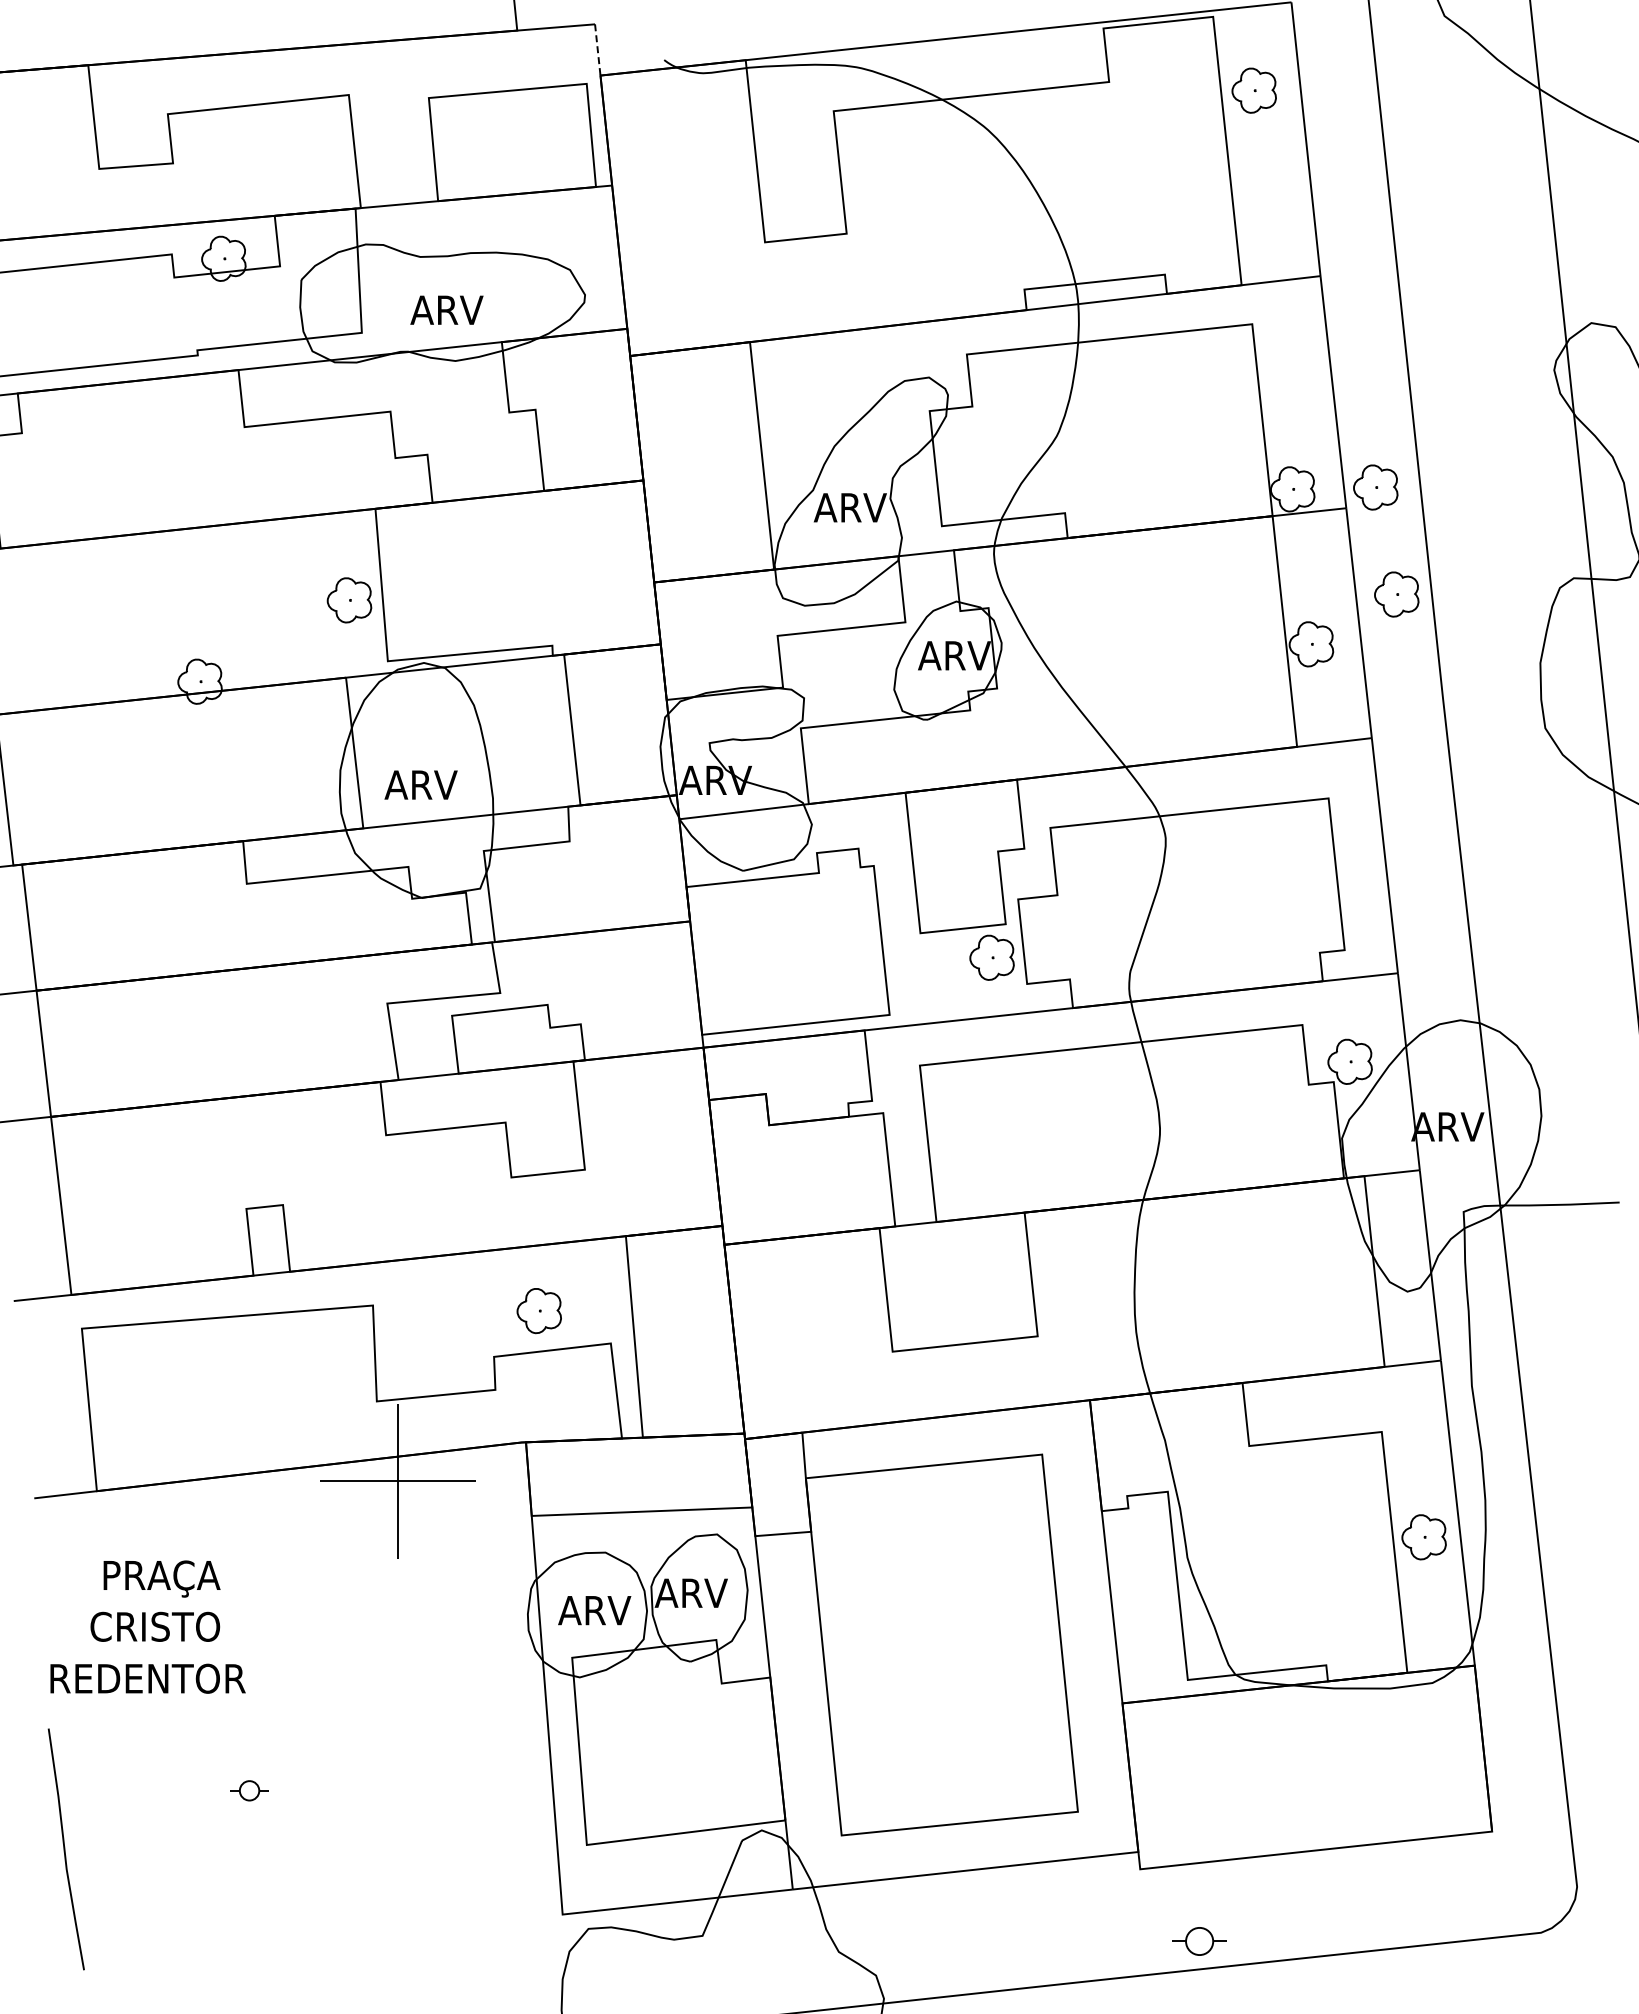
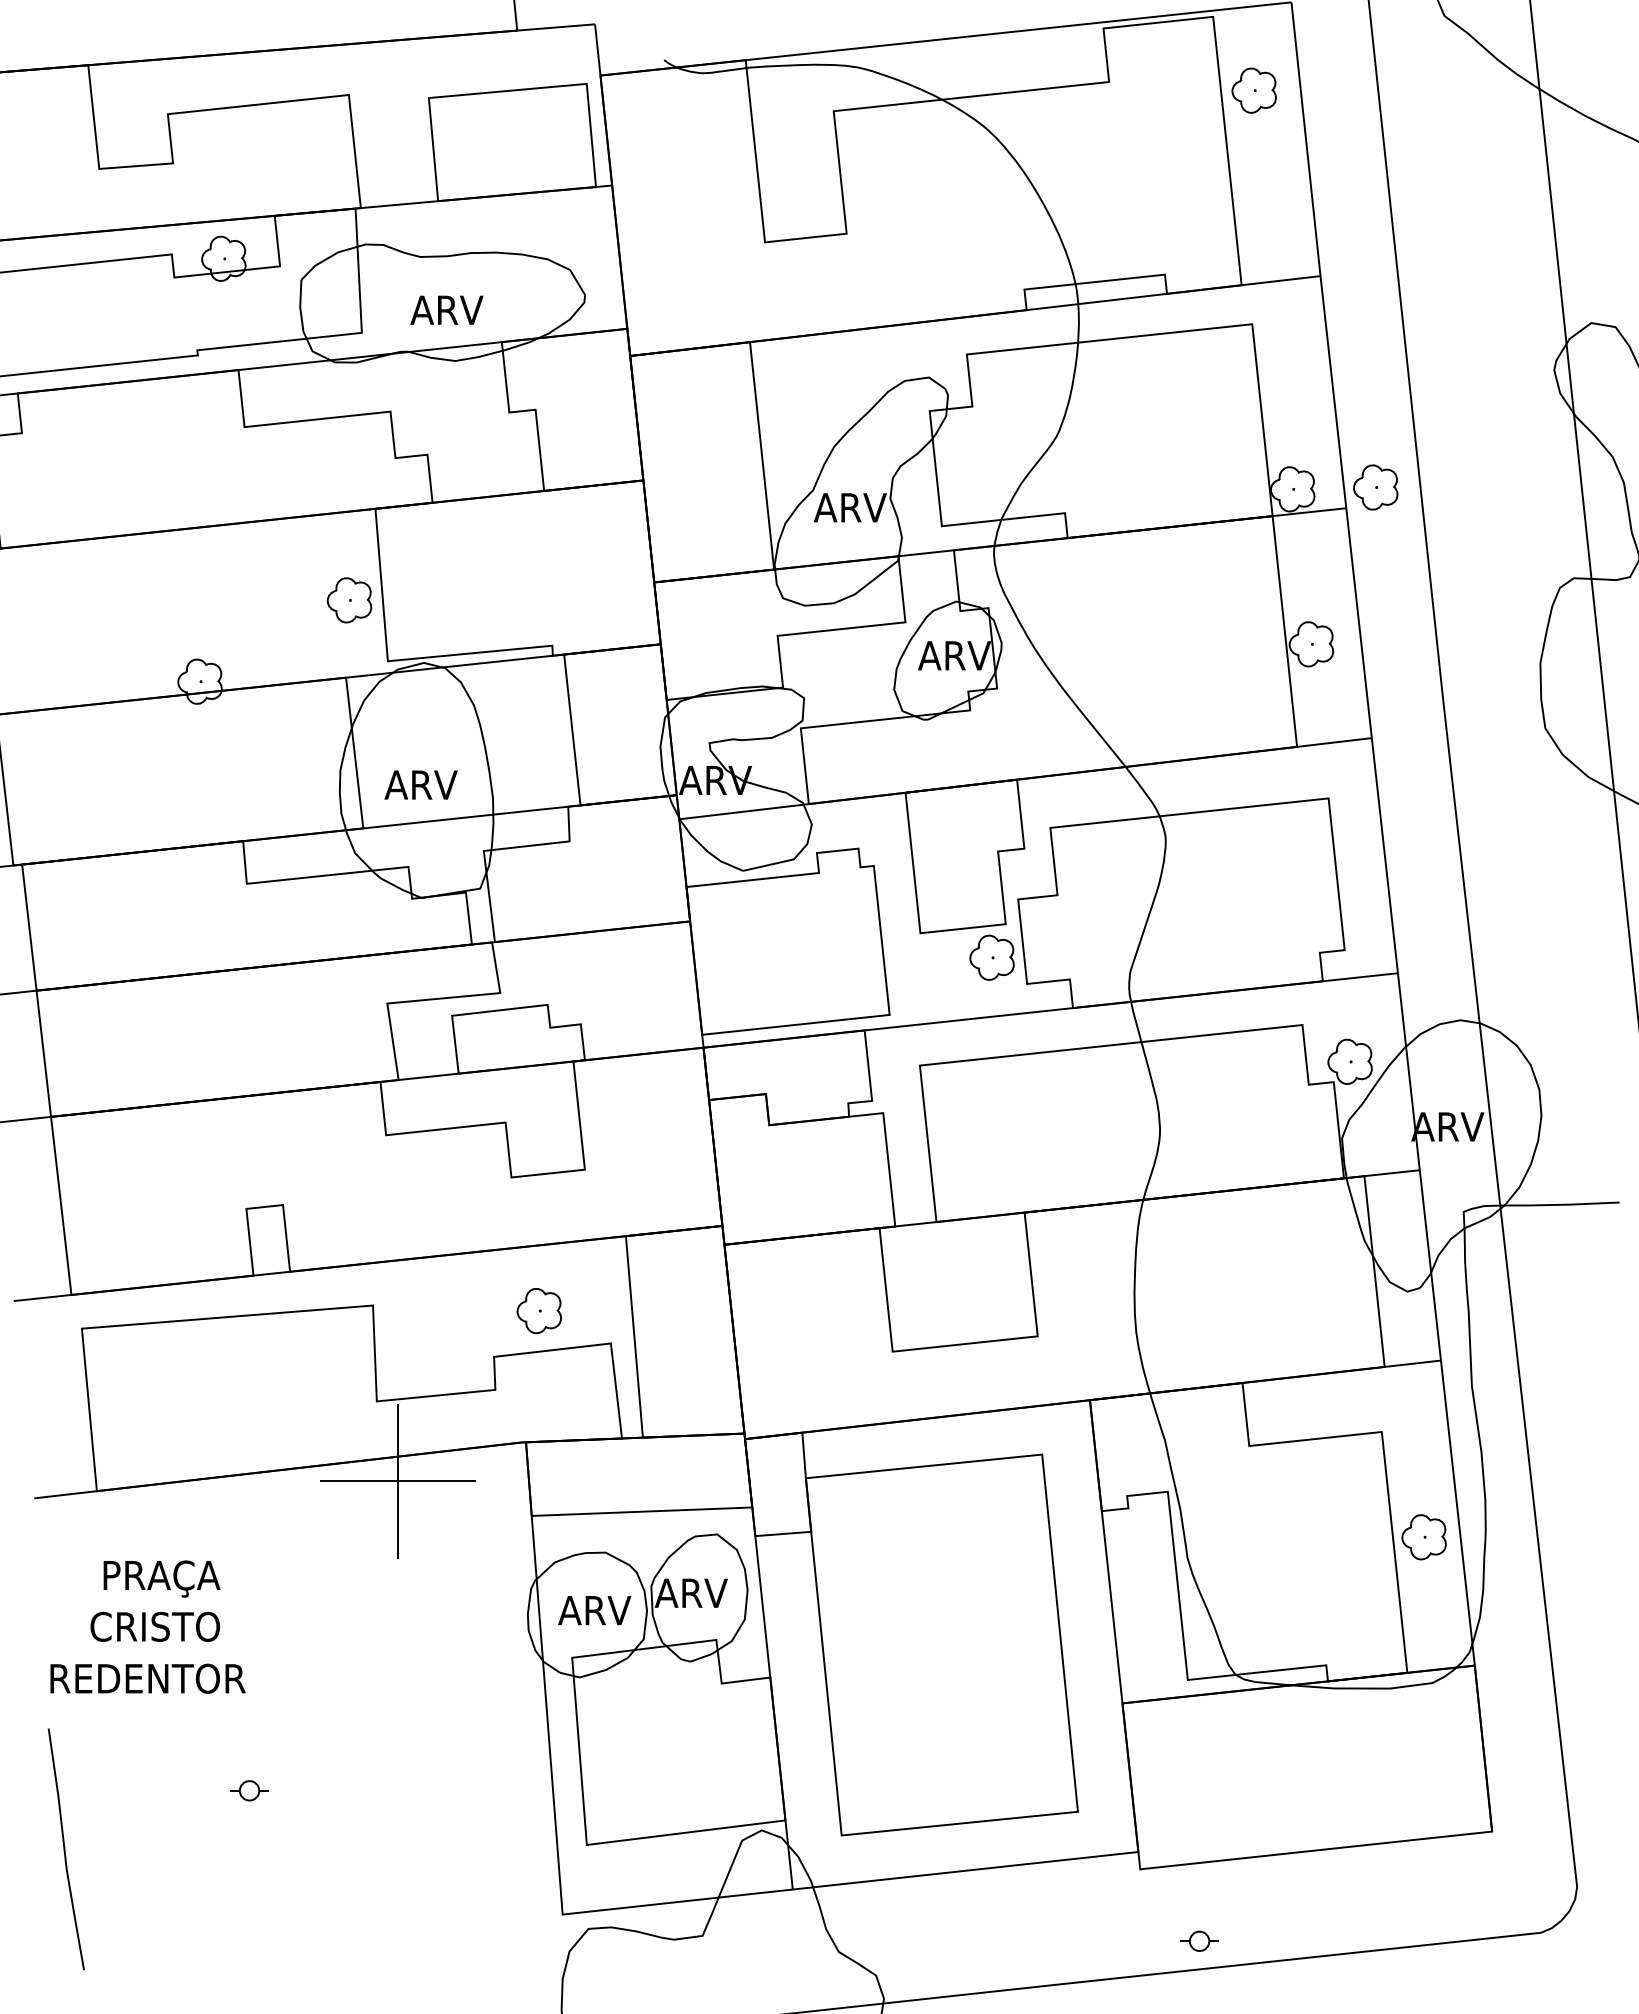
line: dashed -> solid (597, 49)
part: present -> none (1396, 594)
part size: 55x29 px -> 39x22 px (1199, 1940)
